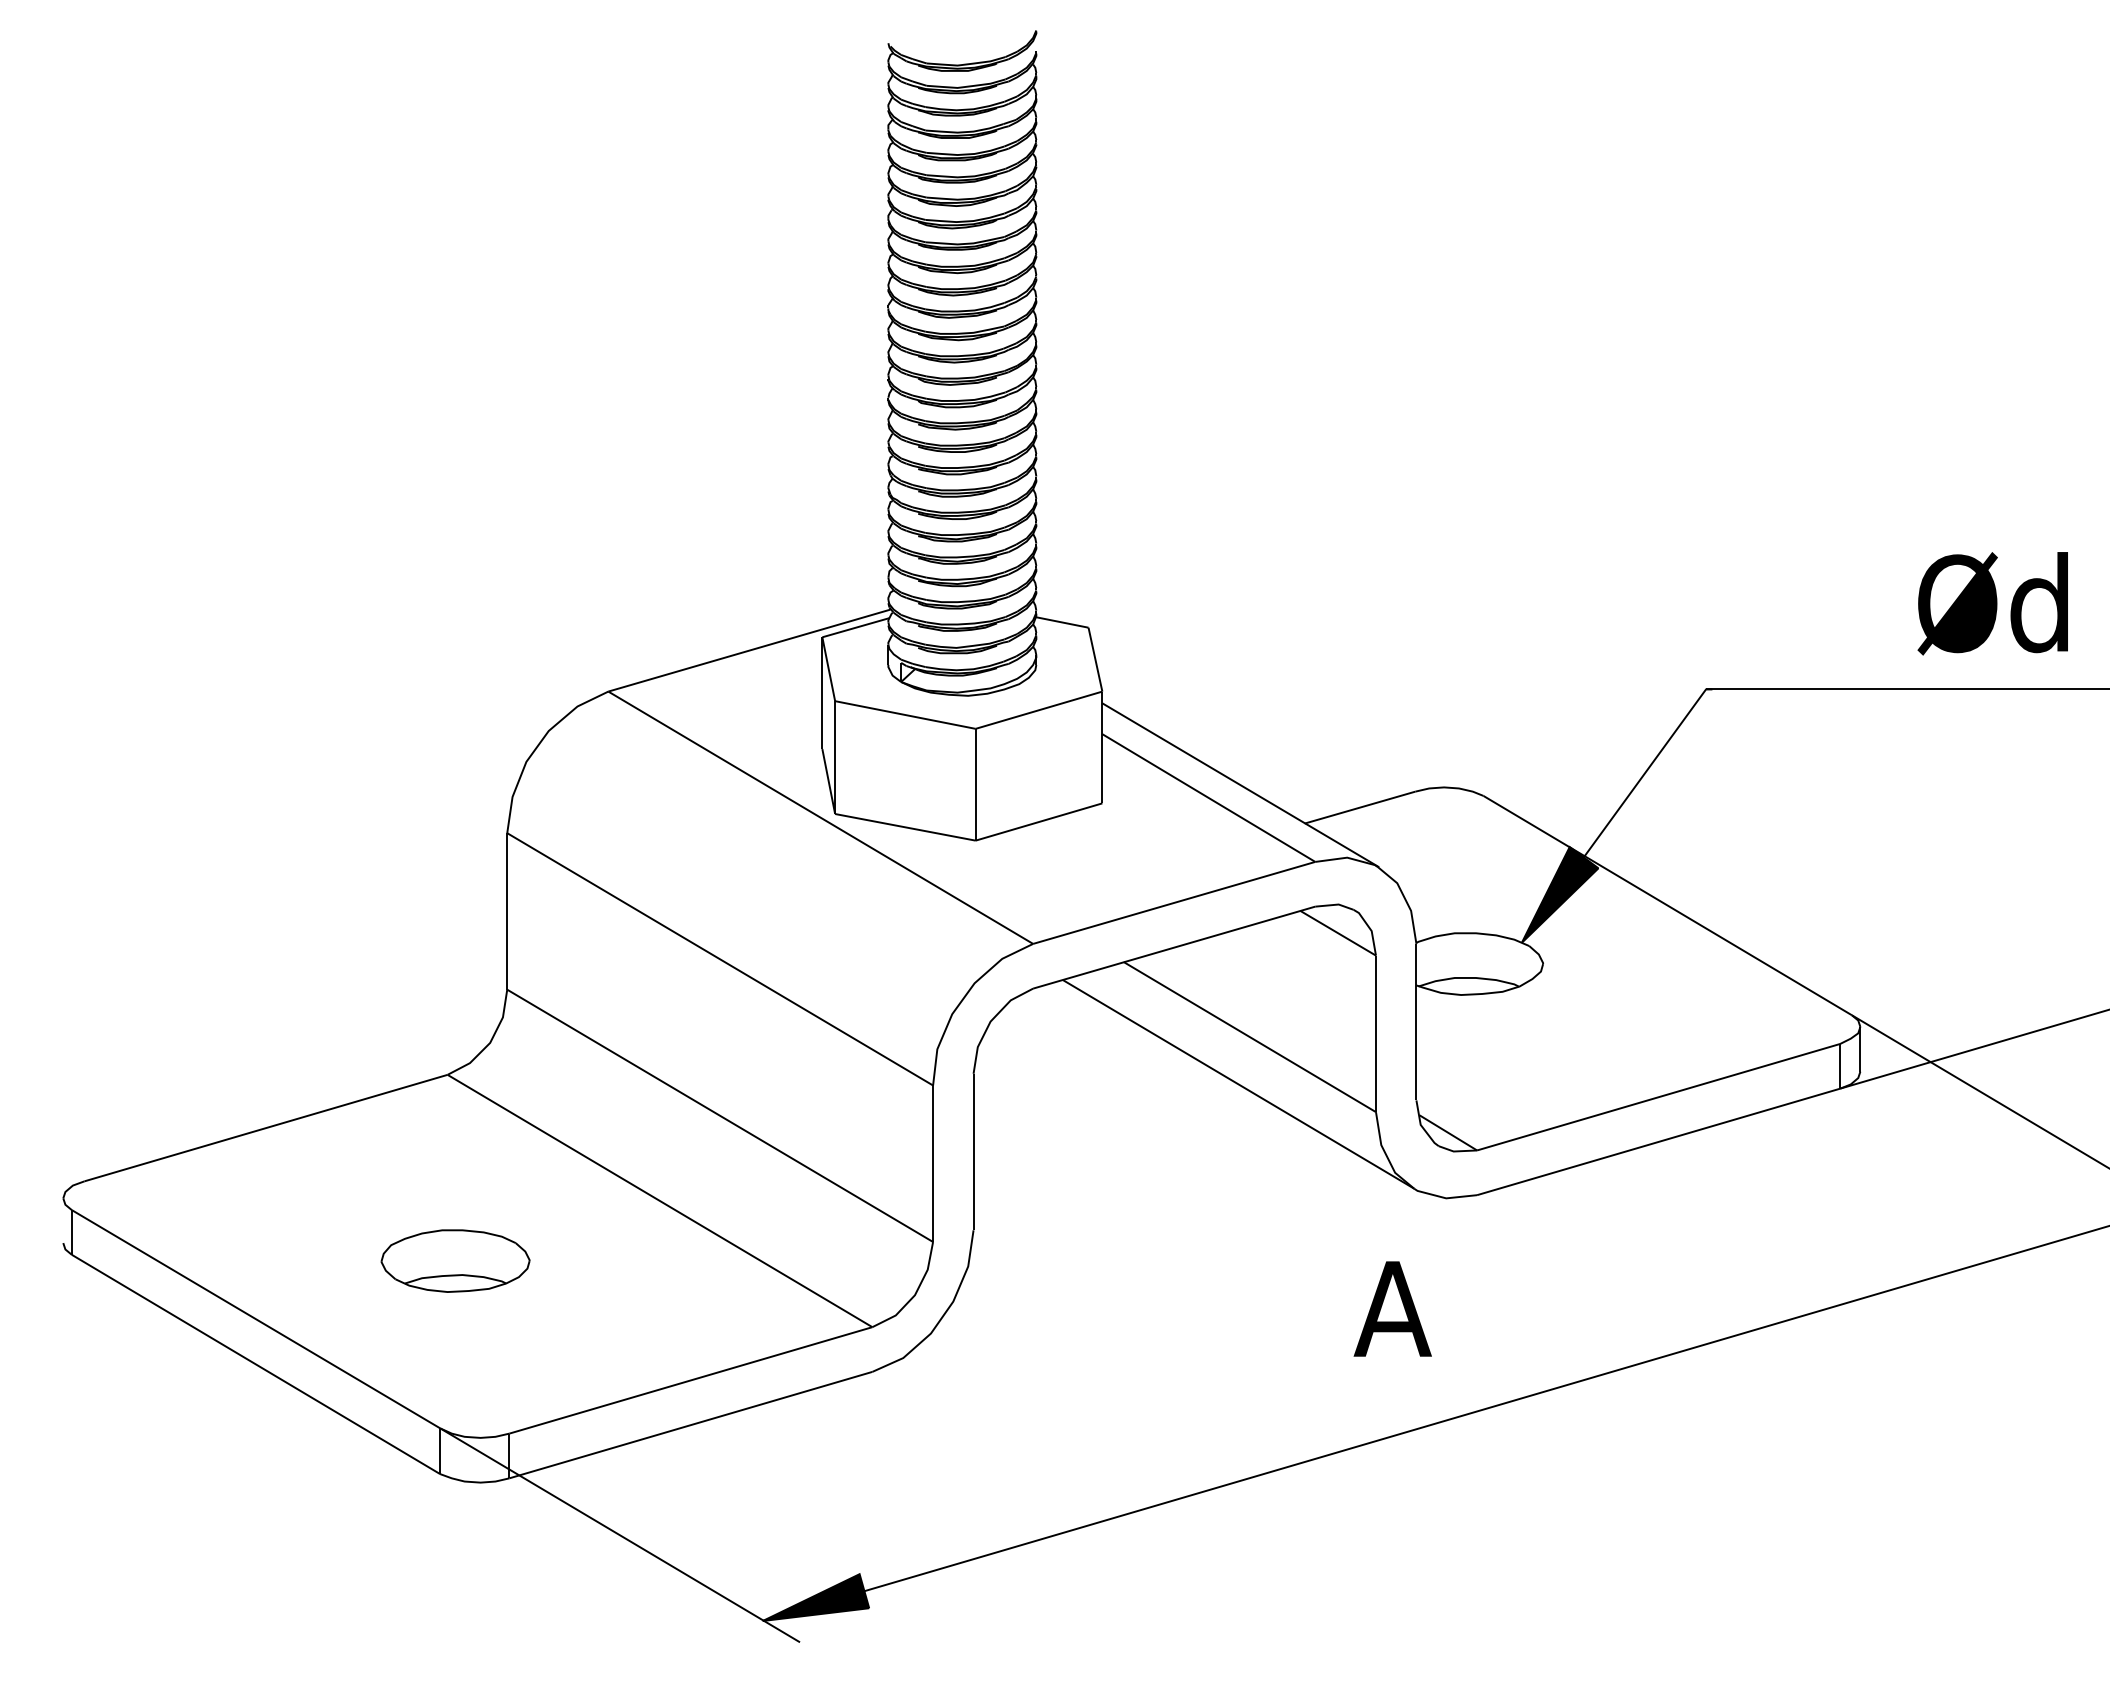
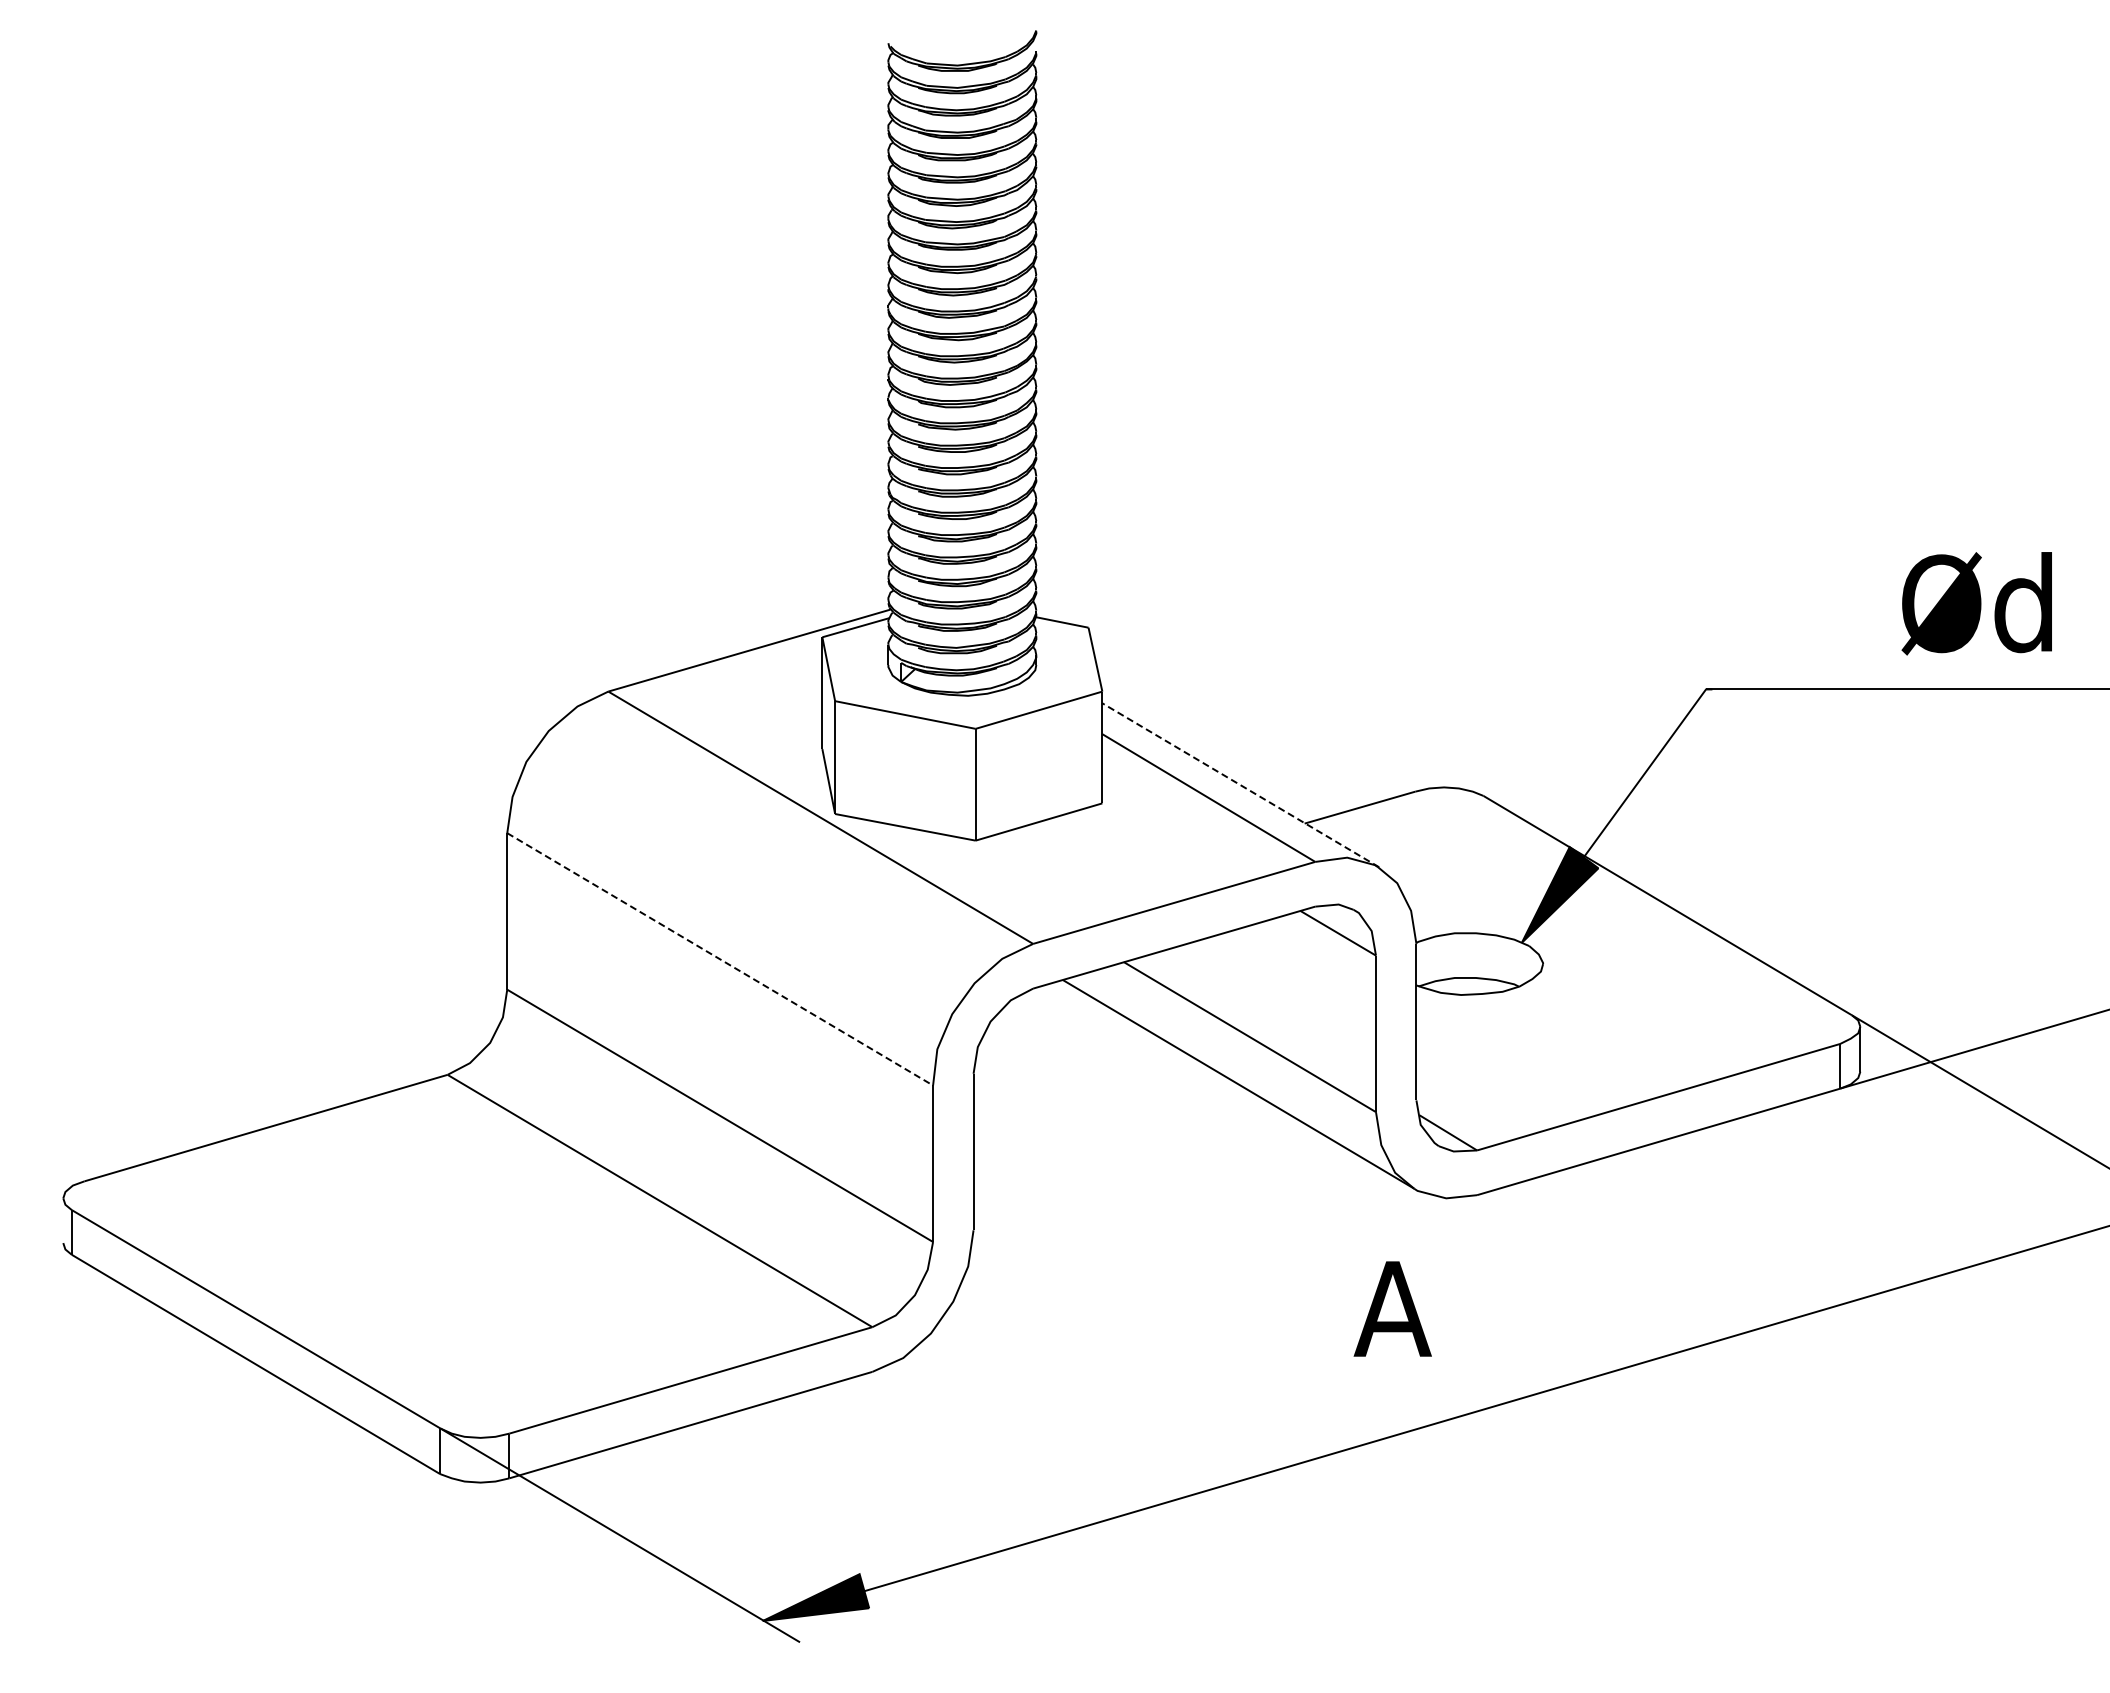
text position: (1992, 603) -> (1976, 603) (1976, 603)
line: solid -> dashed (1240, 785)
line: solid -> dashed (720, 959)
part: present -> none (455, 1260)
